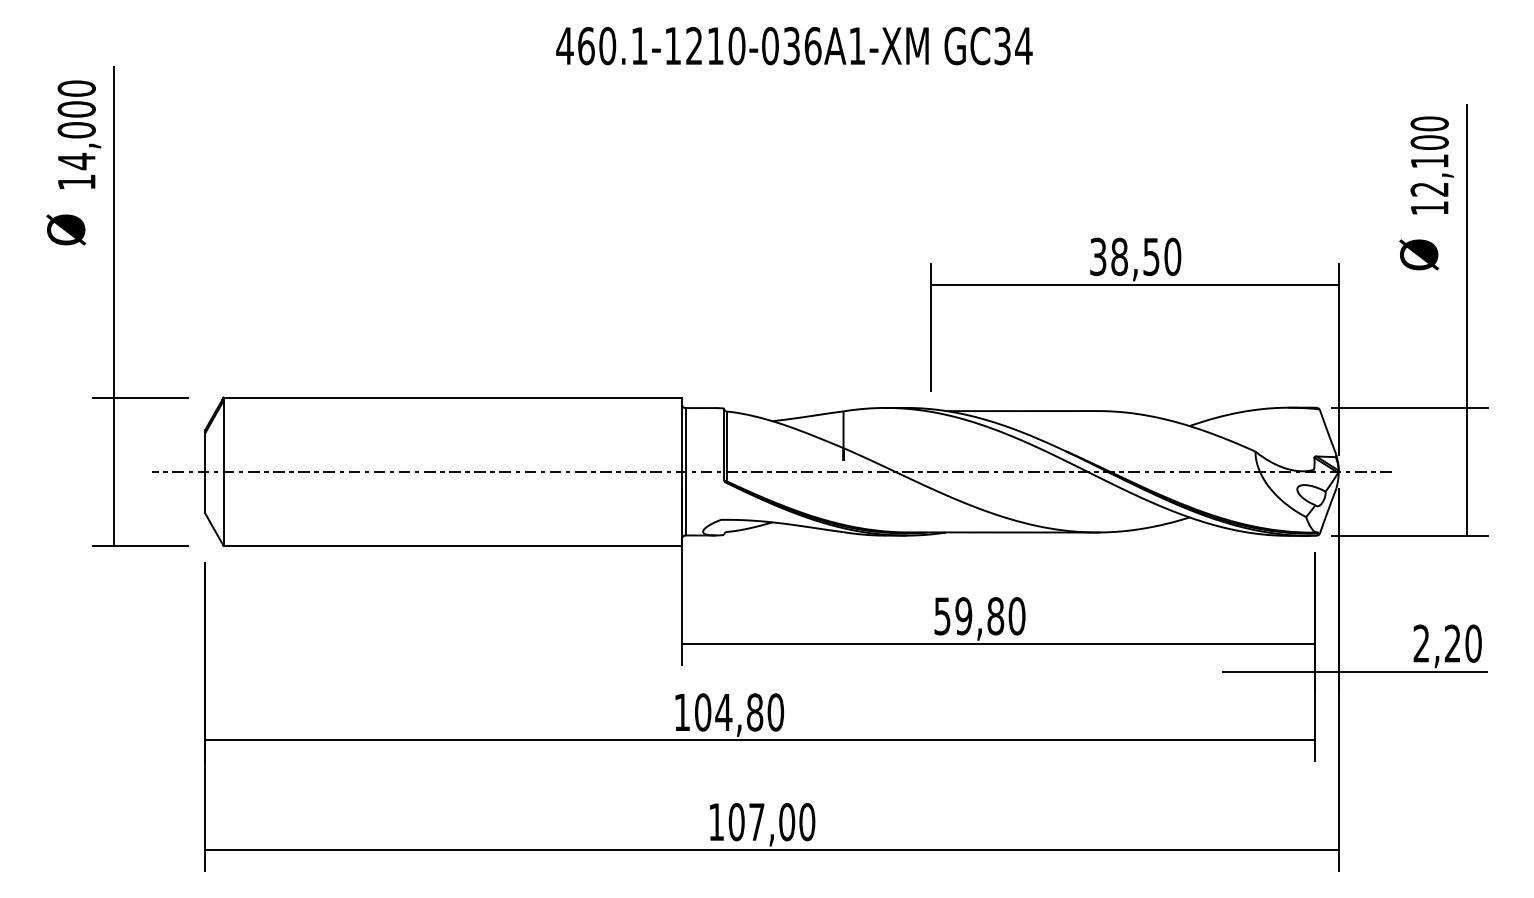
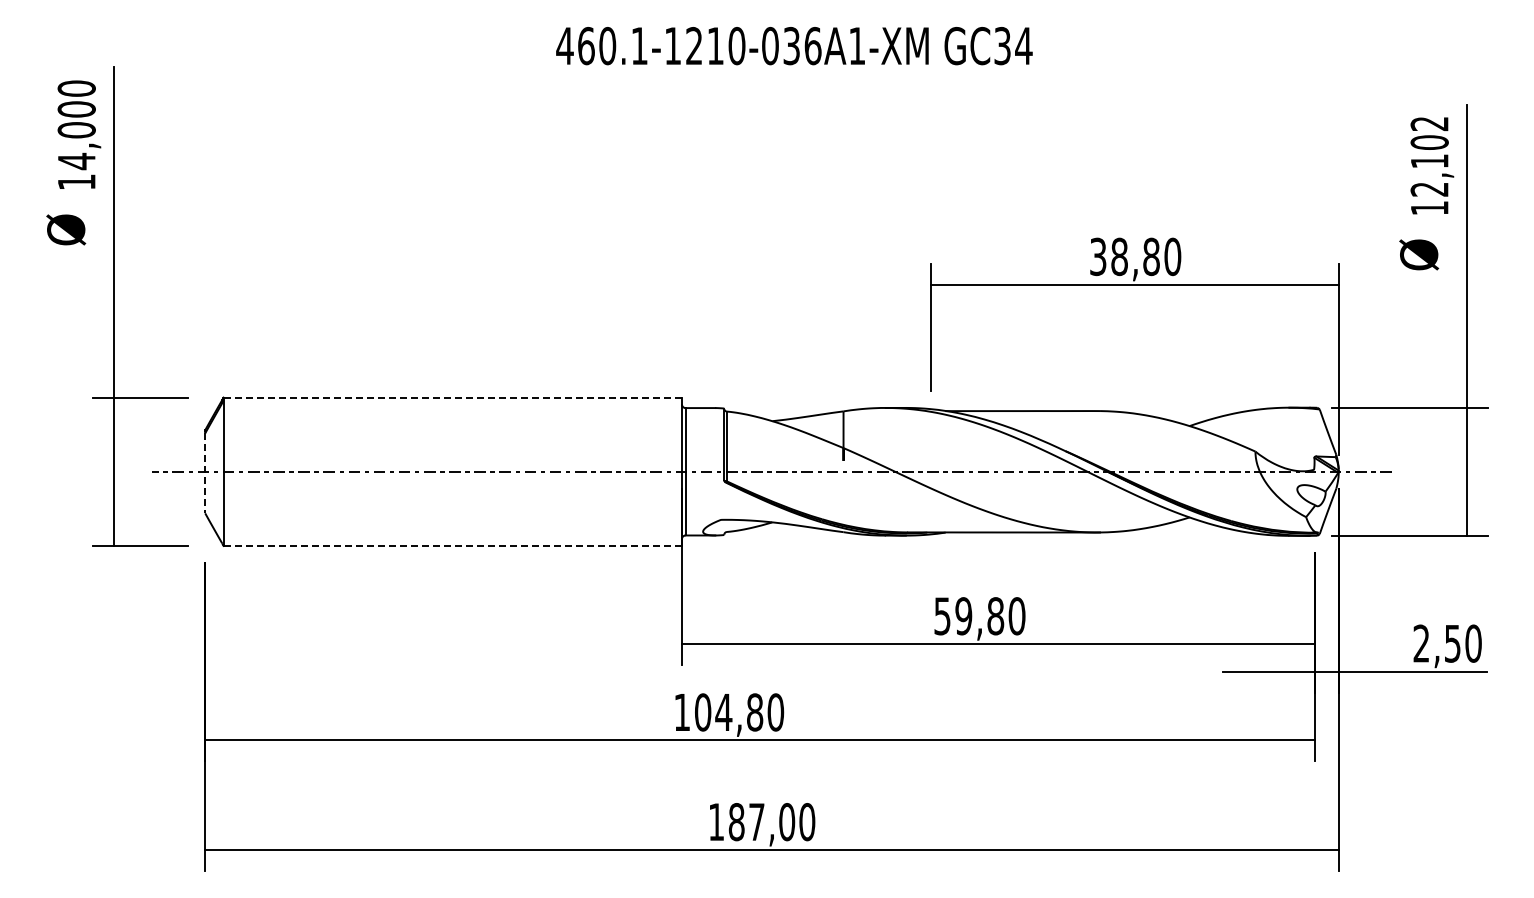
text: 12,100 -> 12,102 (1429, 123)
text: 38,50 -> 38,80 (1151, 256)
line: solid -> dashed (452, 397)
line: solid -> dashed (205, 473)
line: solid -> dashed (453, 545)
text: 2,20 -> 2,50 (1452, 643)
text: 107,00 -> 187,00 (736, 822)
